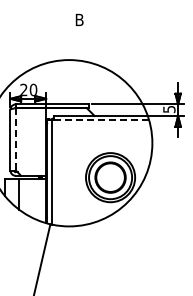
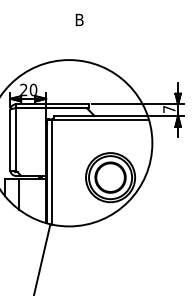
text: 5 -> 7 (169, 109)
line: dashed -> solid (101, 120)
line: dashed -> solid (15, 139)
